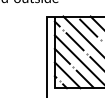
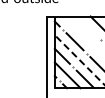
line: present -> none (88, 27)
line: present -> none (82, 35)
line: solid -> dashed (79, 59)
